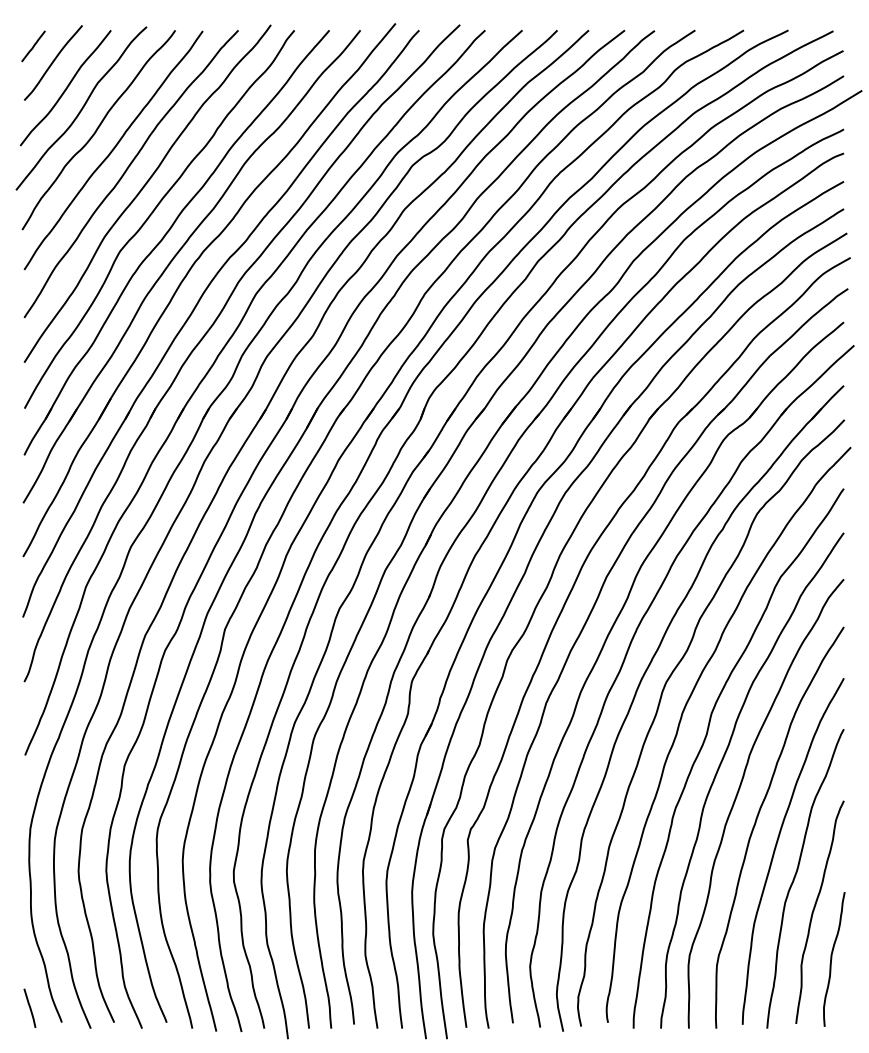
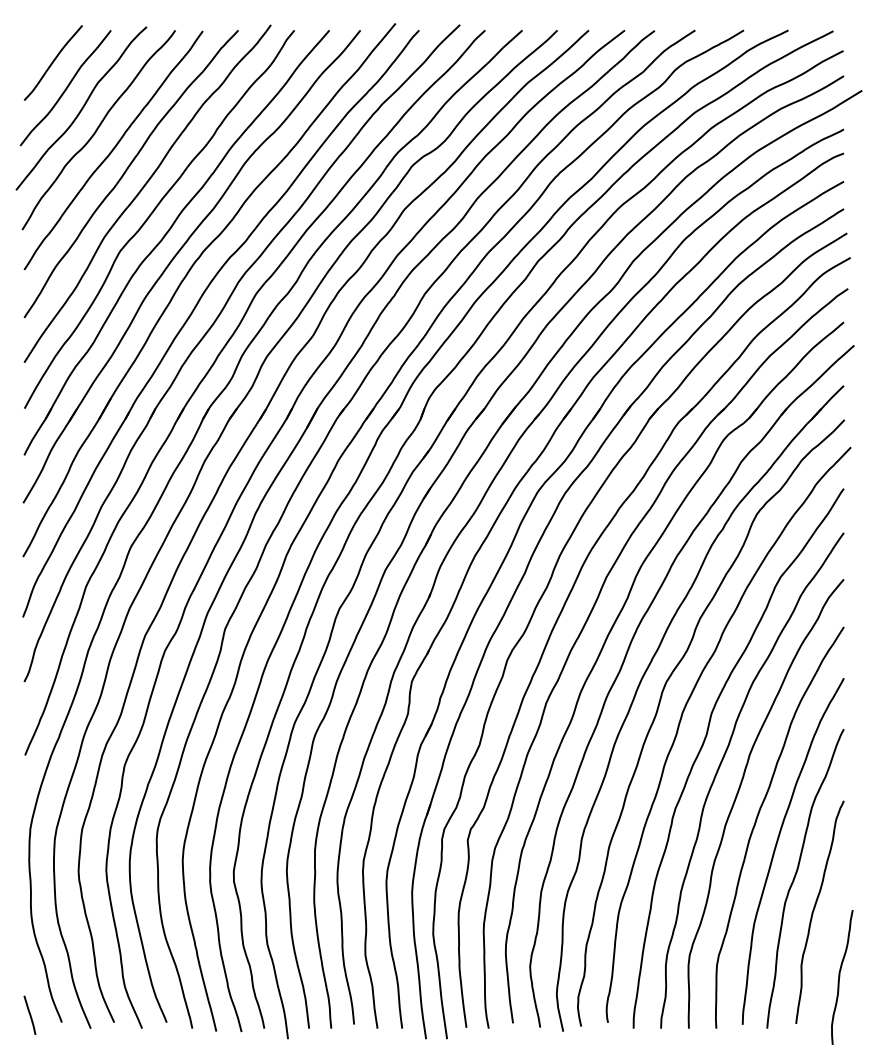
line: present -> none (33, 46)
curve position: (832, 959) -> (840, 977) (840, 977)
line position: (29, 1007) -> (29, 1014) (29, 1014)
